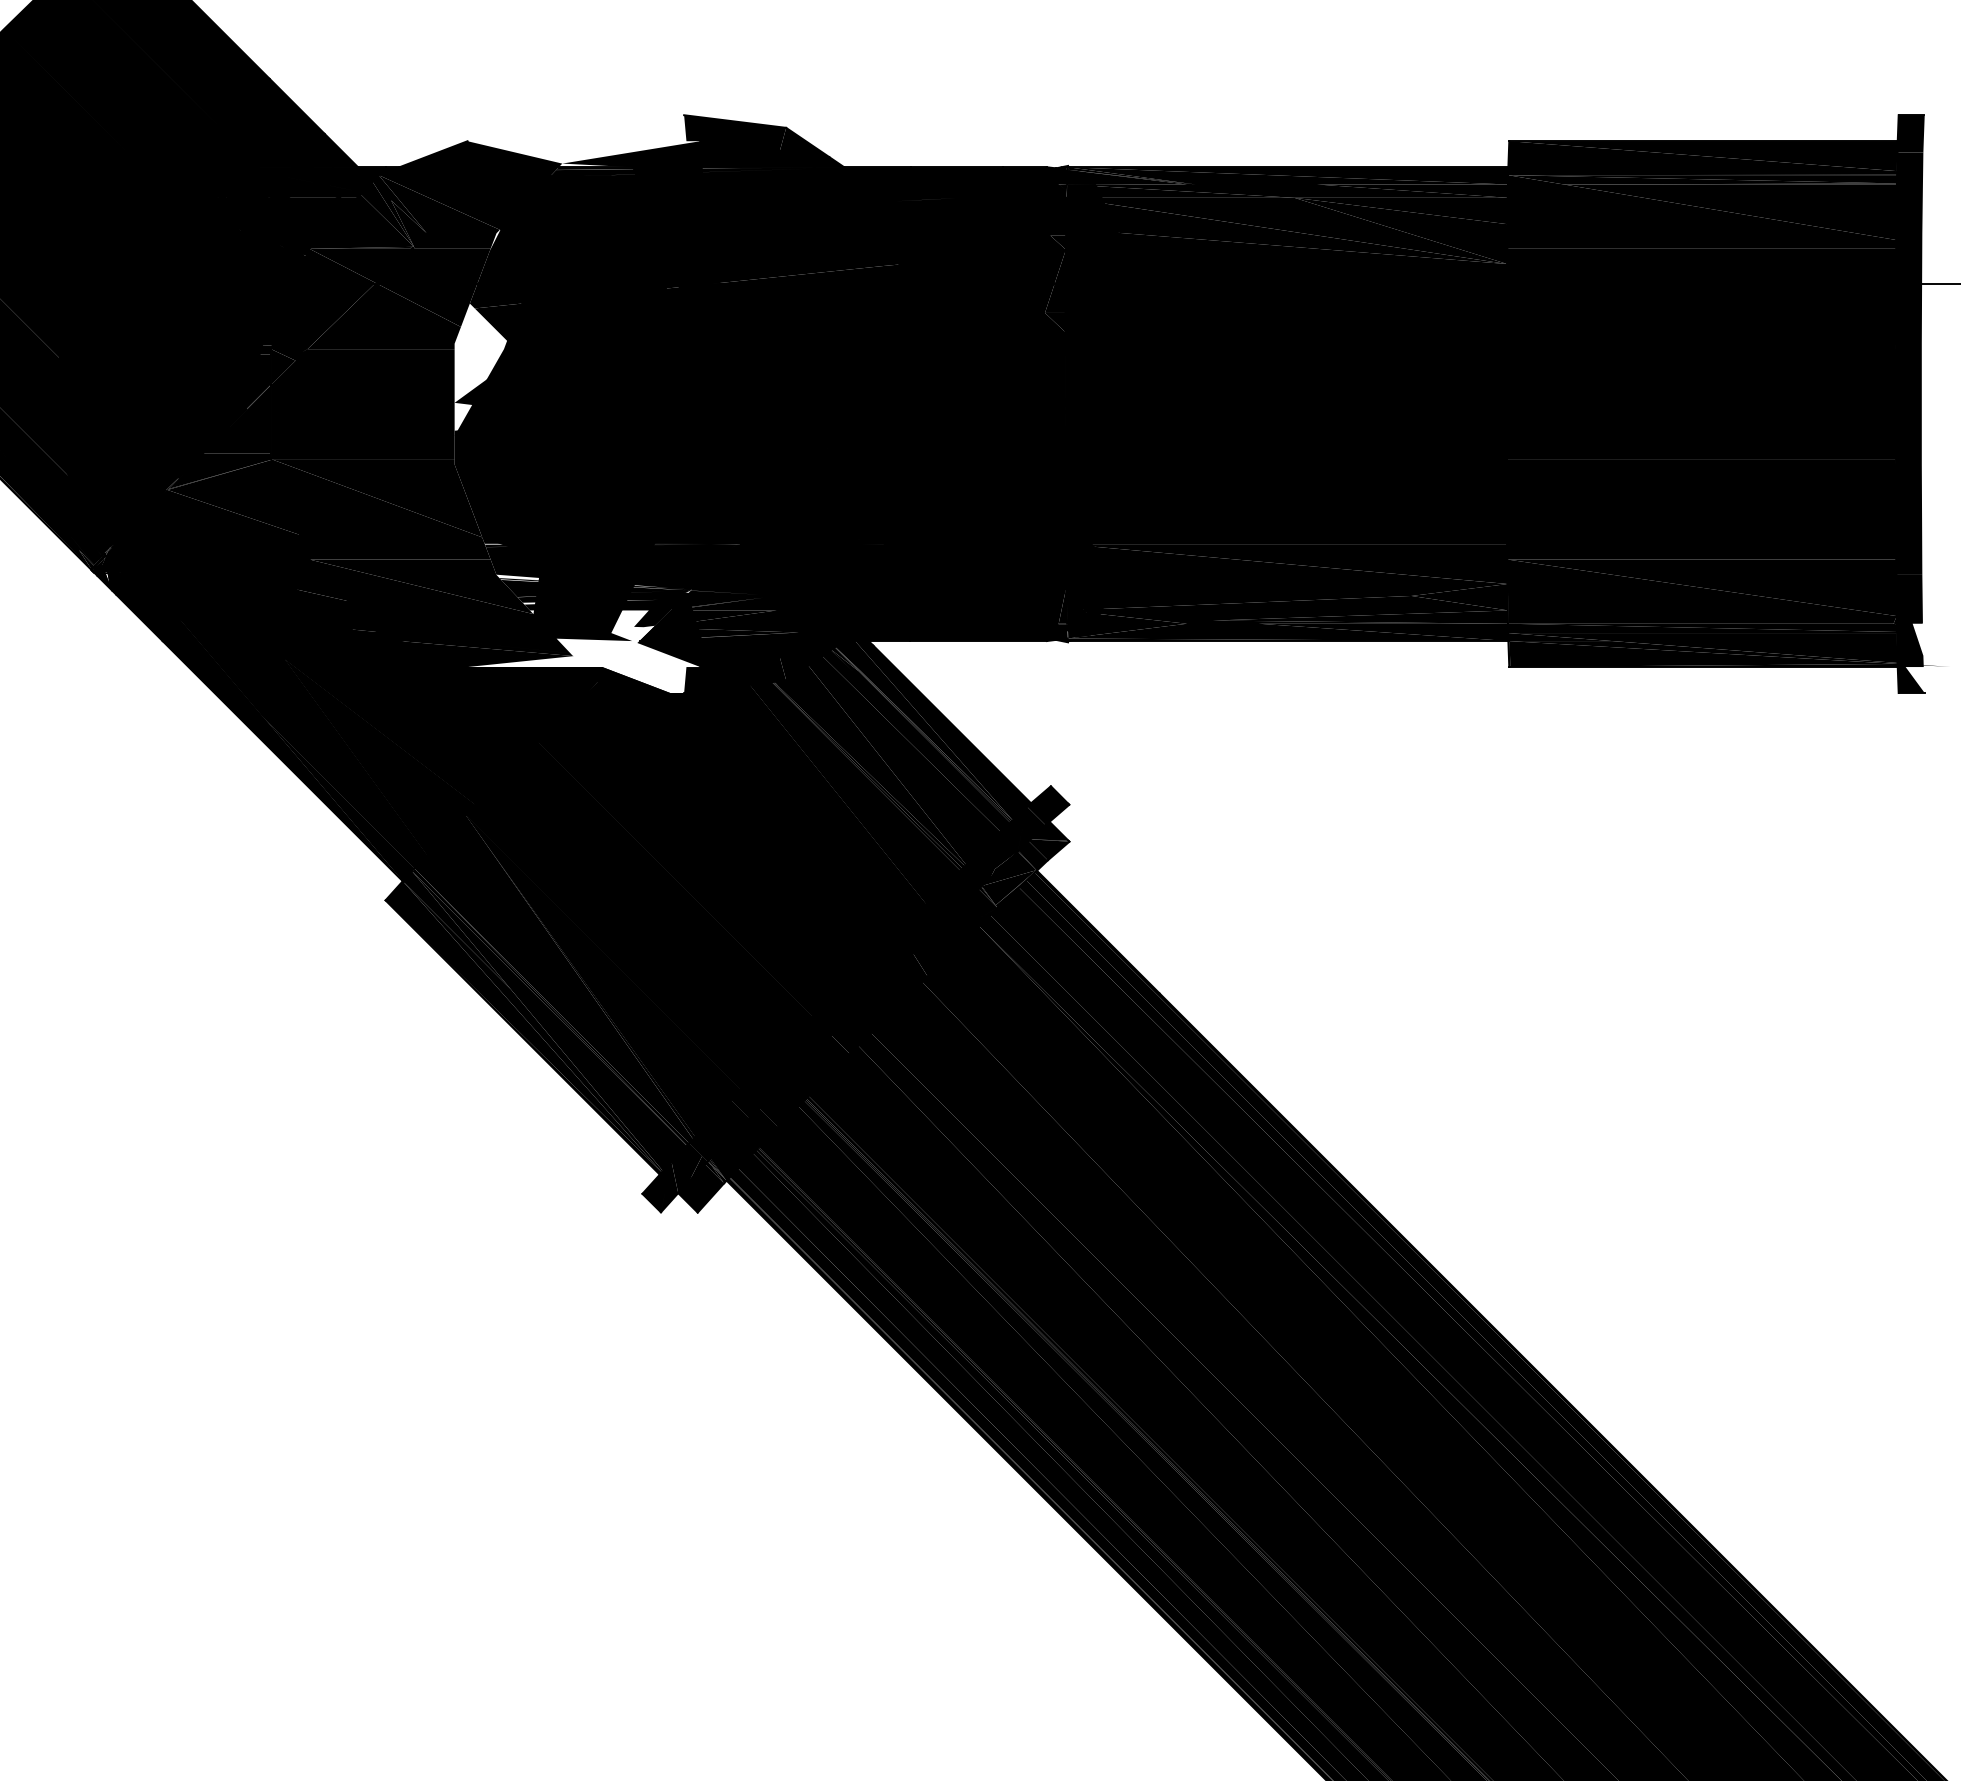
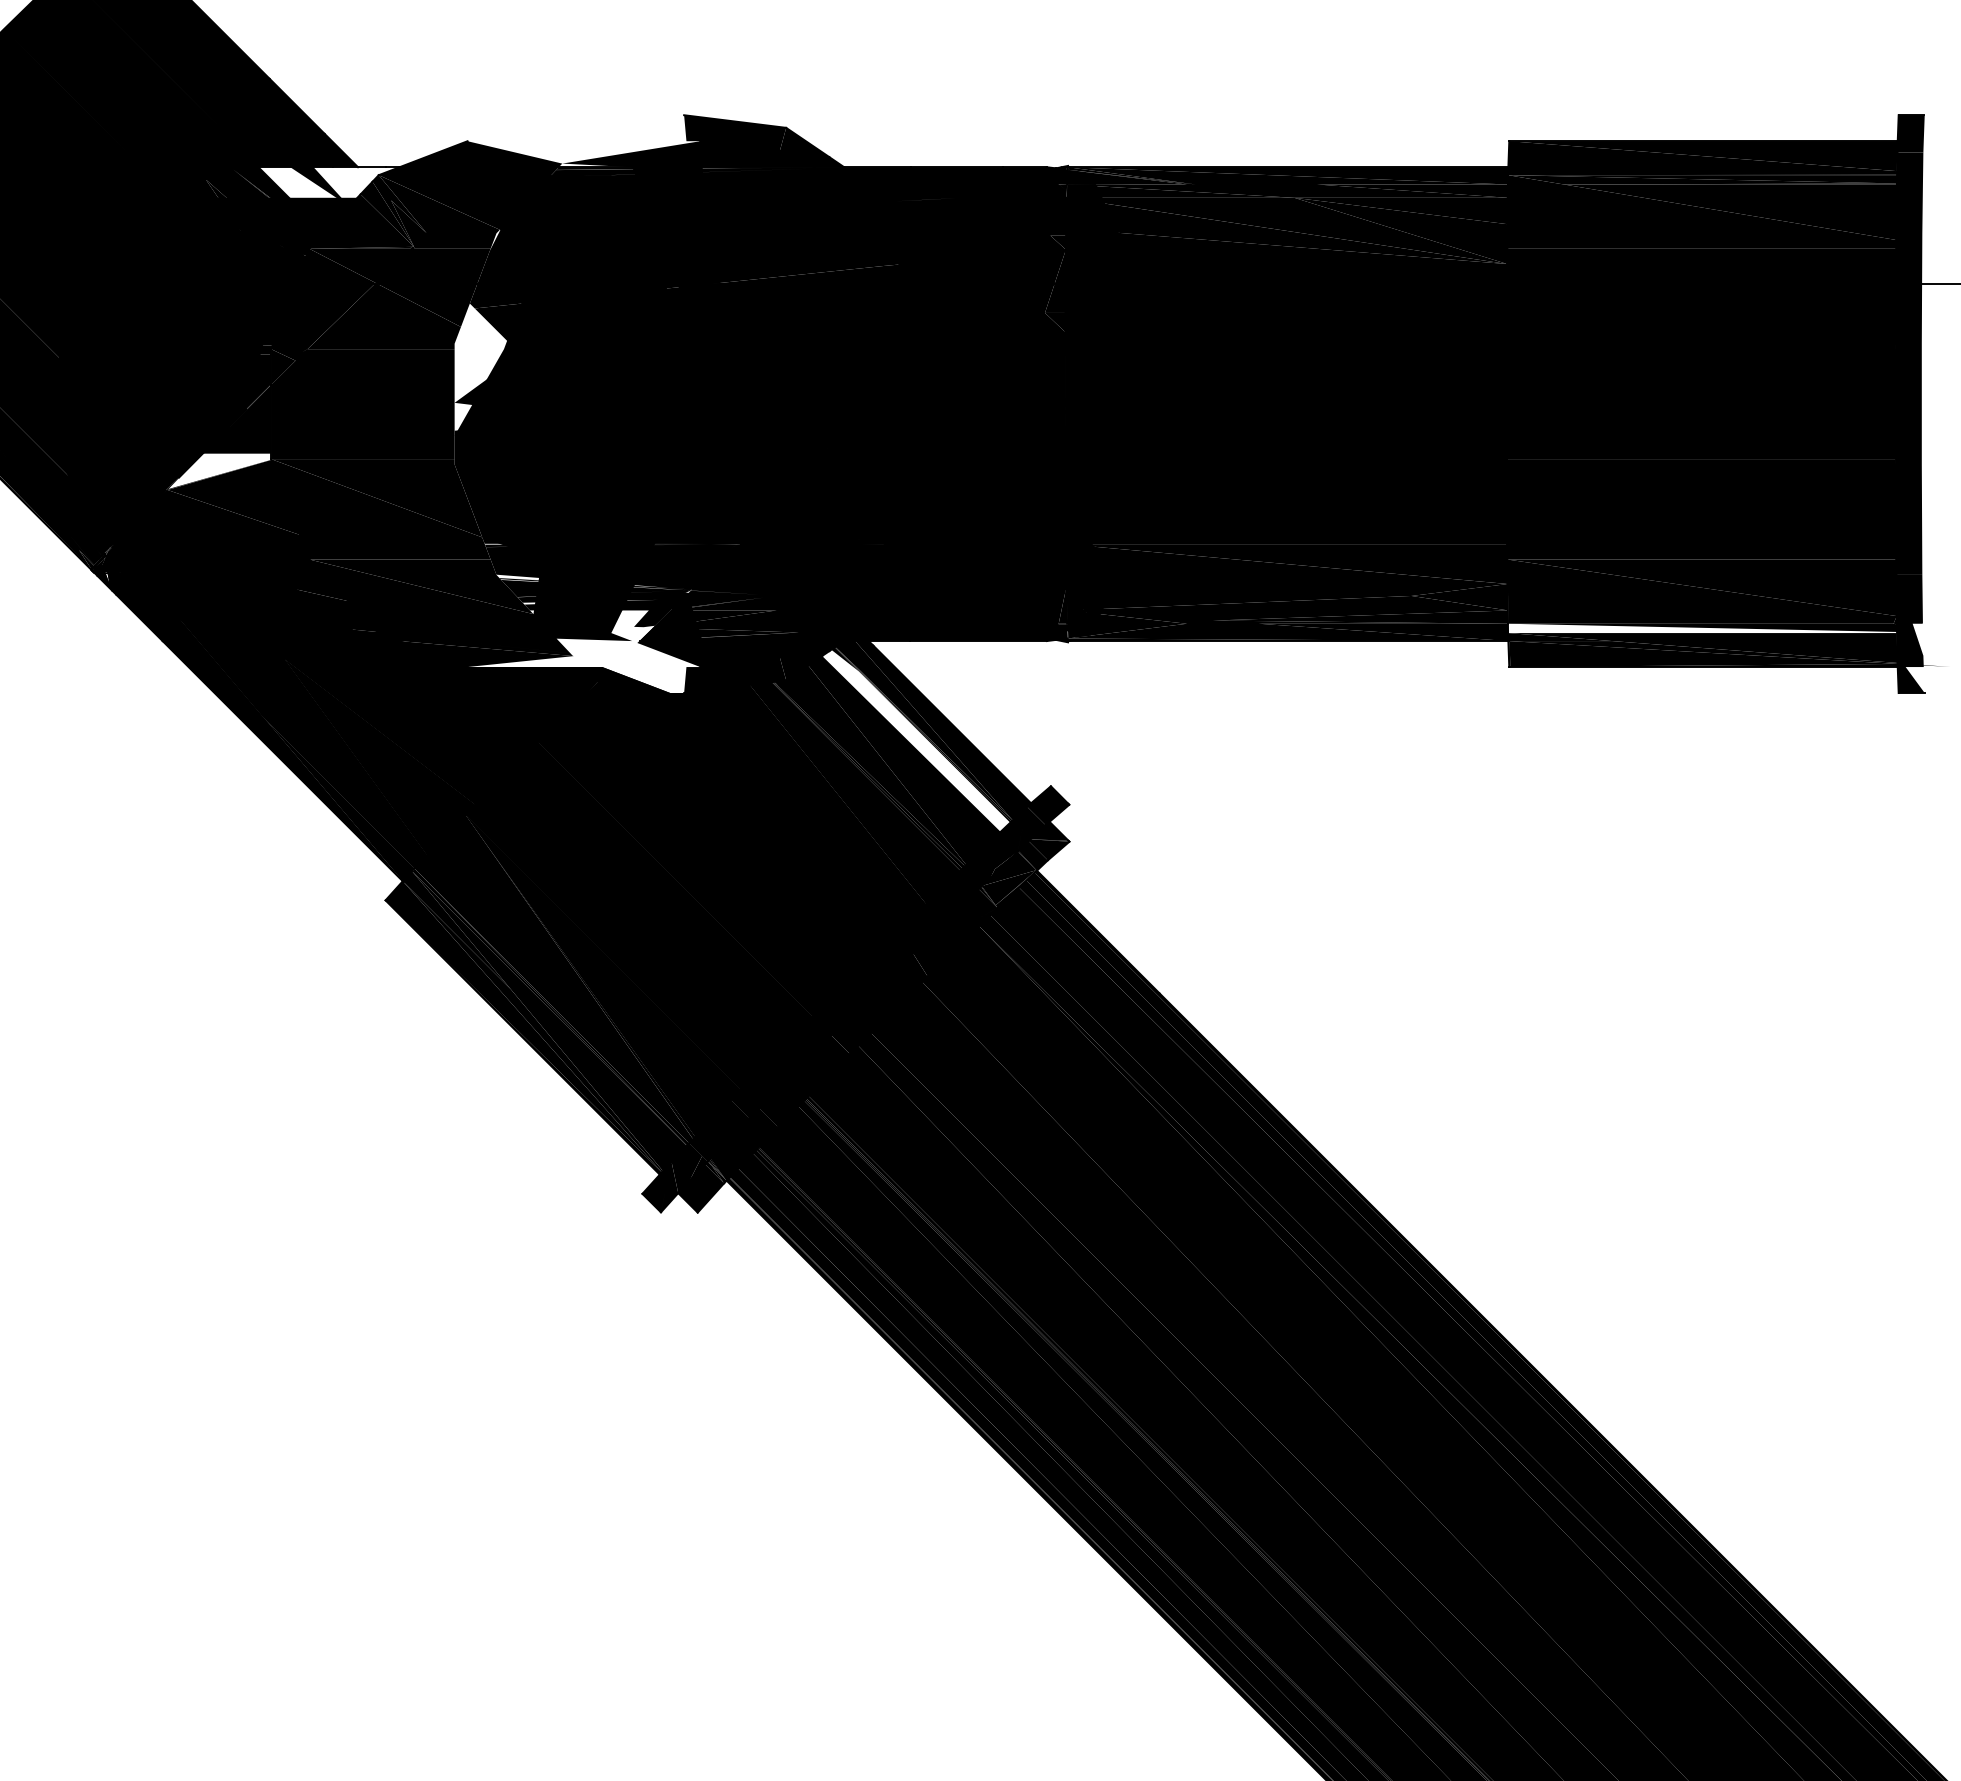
fill: present -> none (278, 182)
fill: present -> none (219, 470)
fill: present -> none (1702, 628)
fill: present -> none (916, 740)
